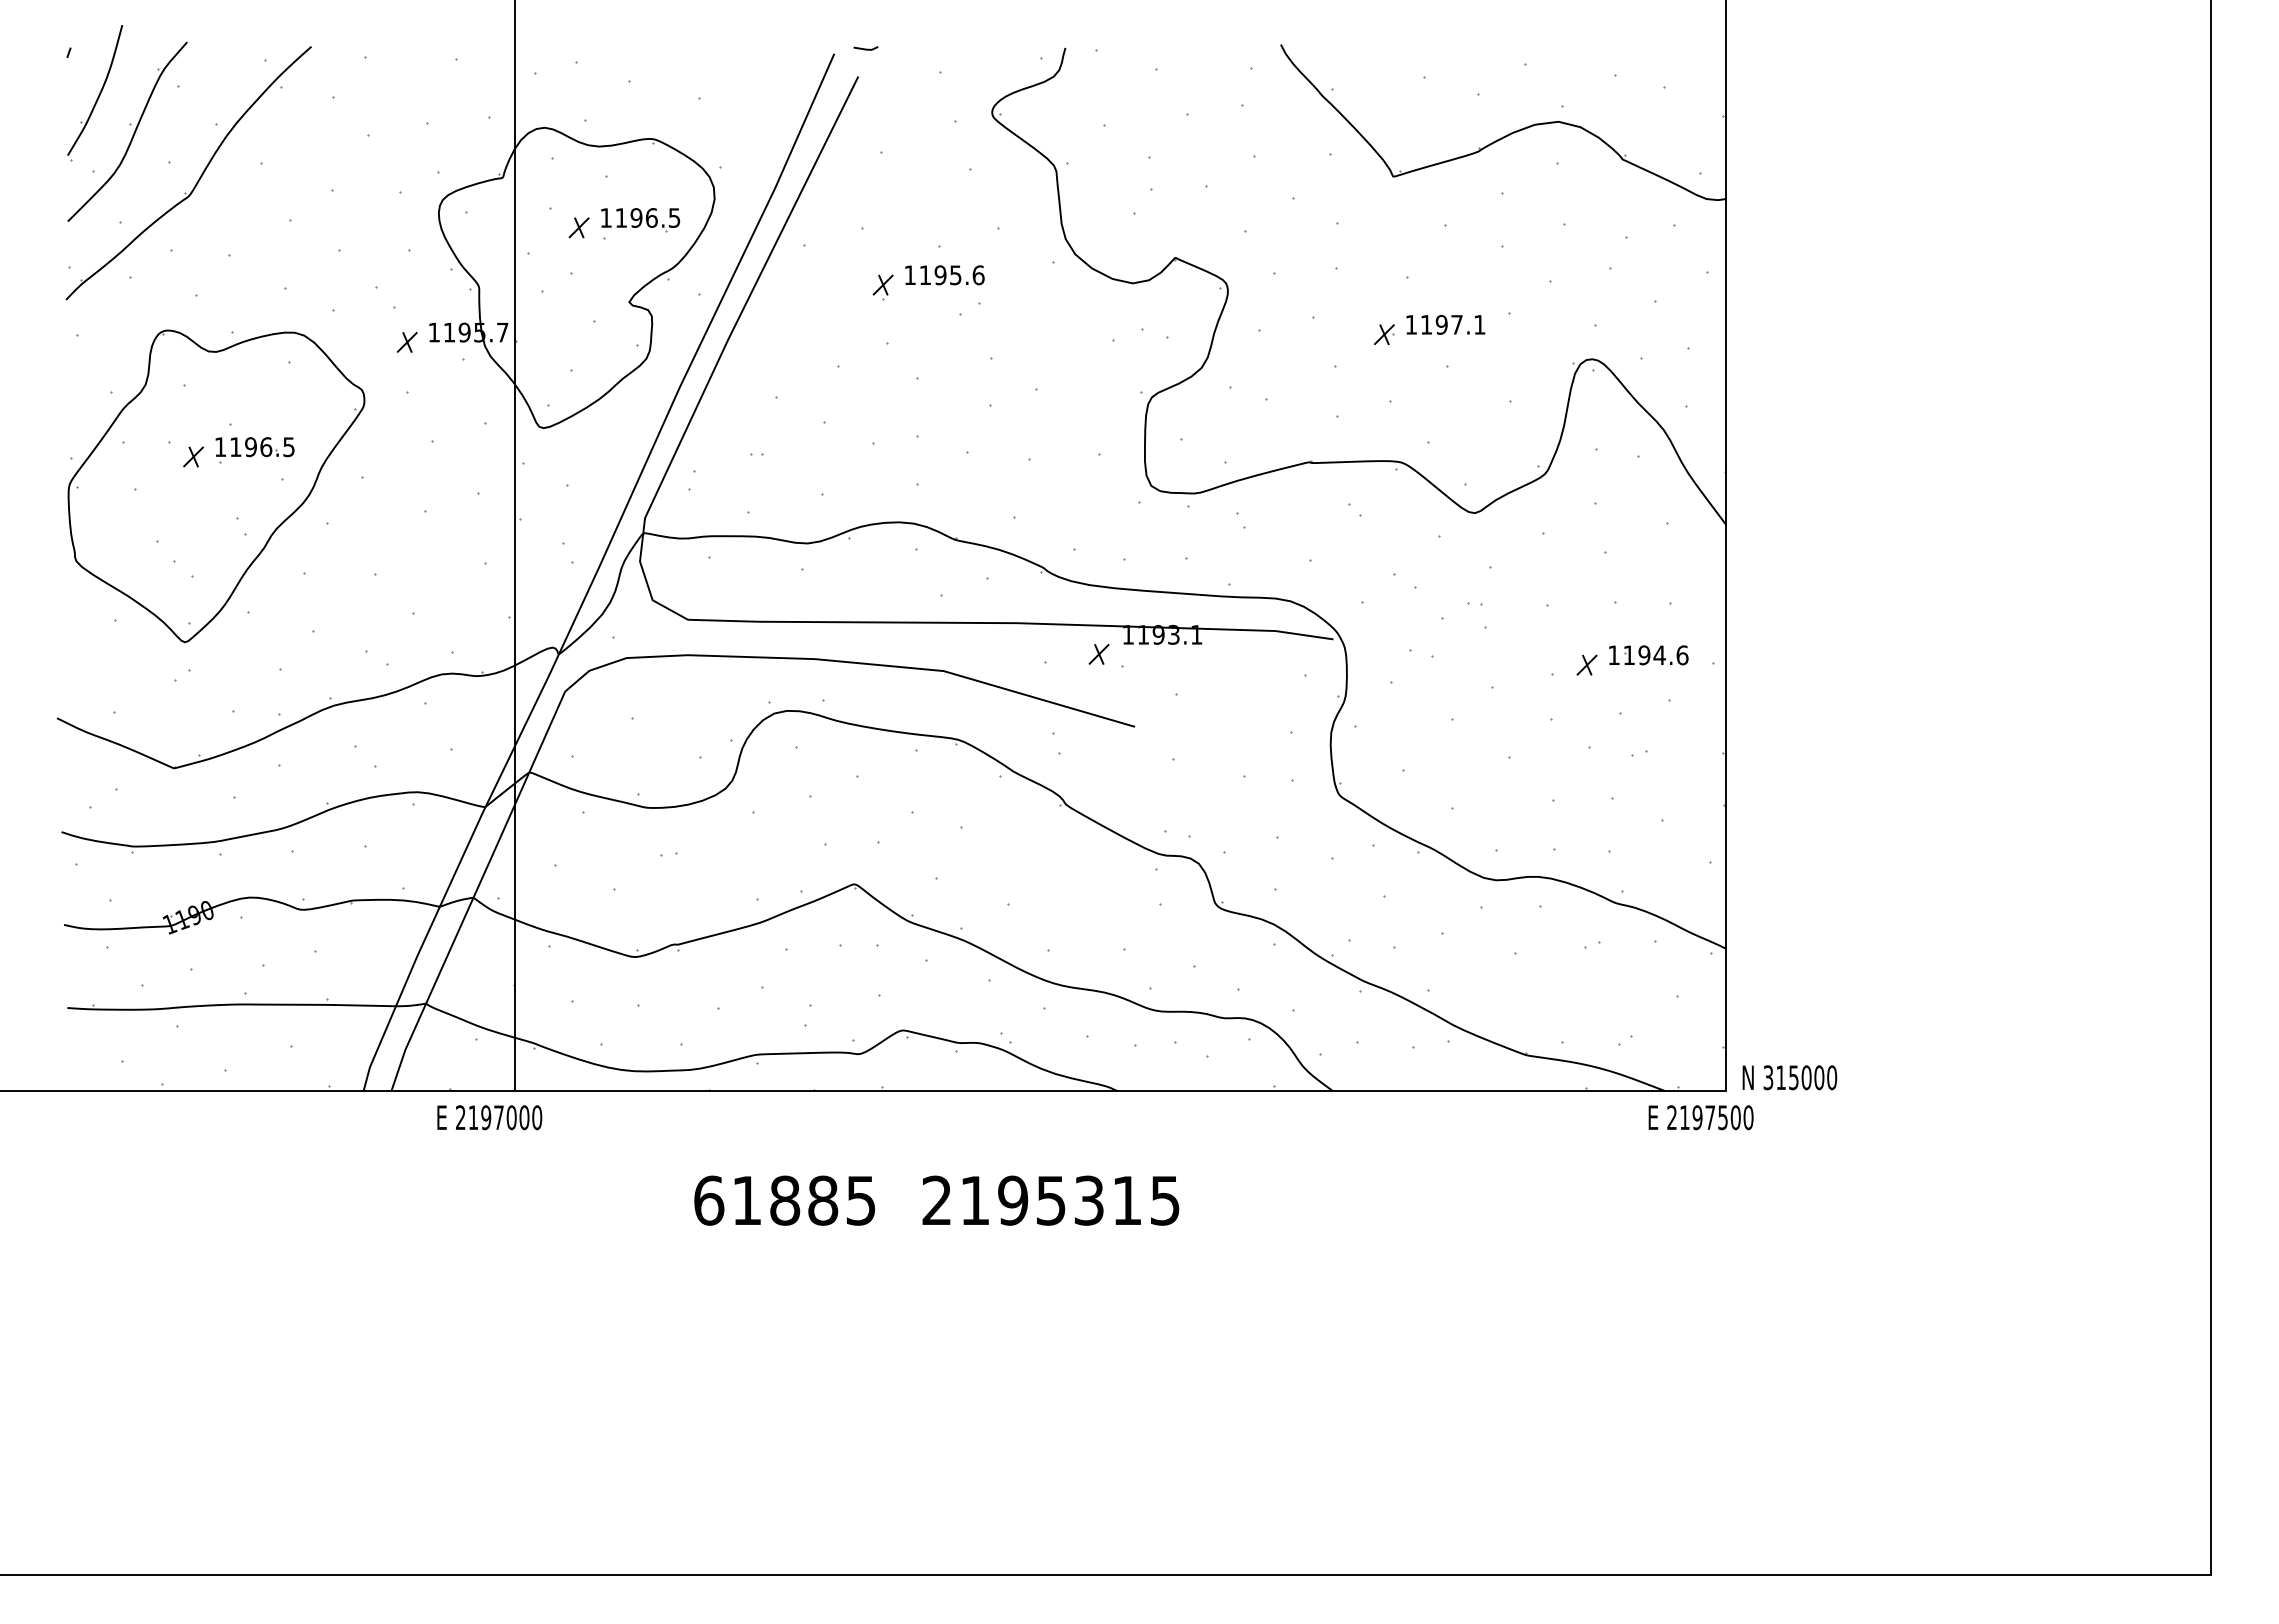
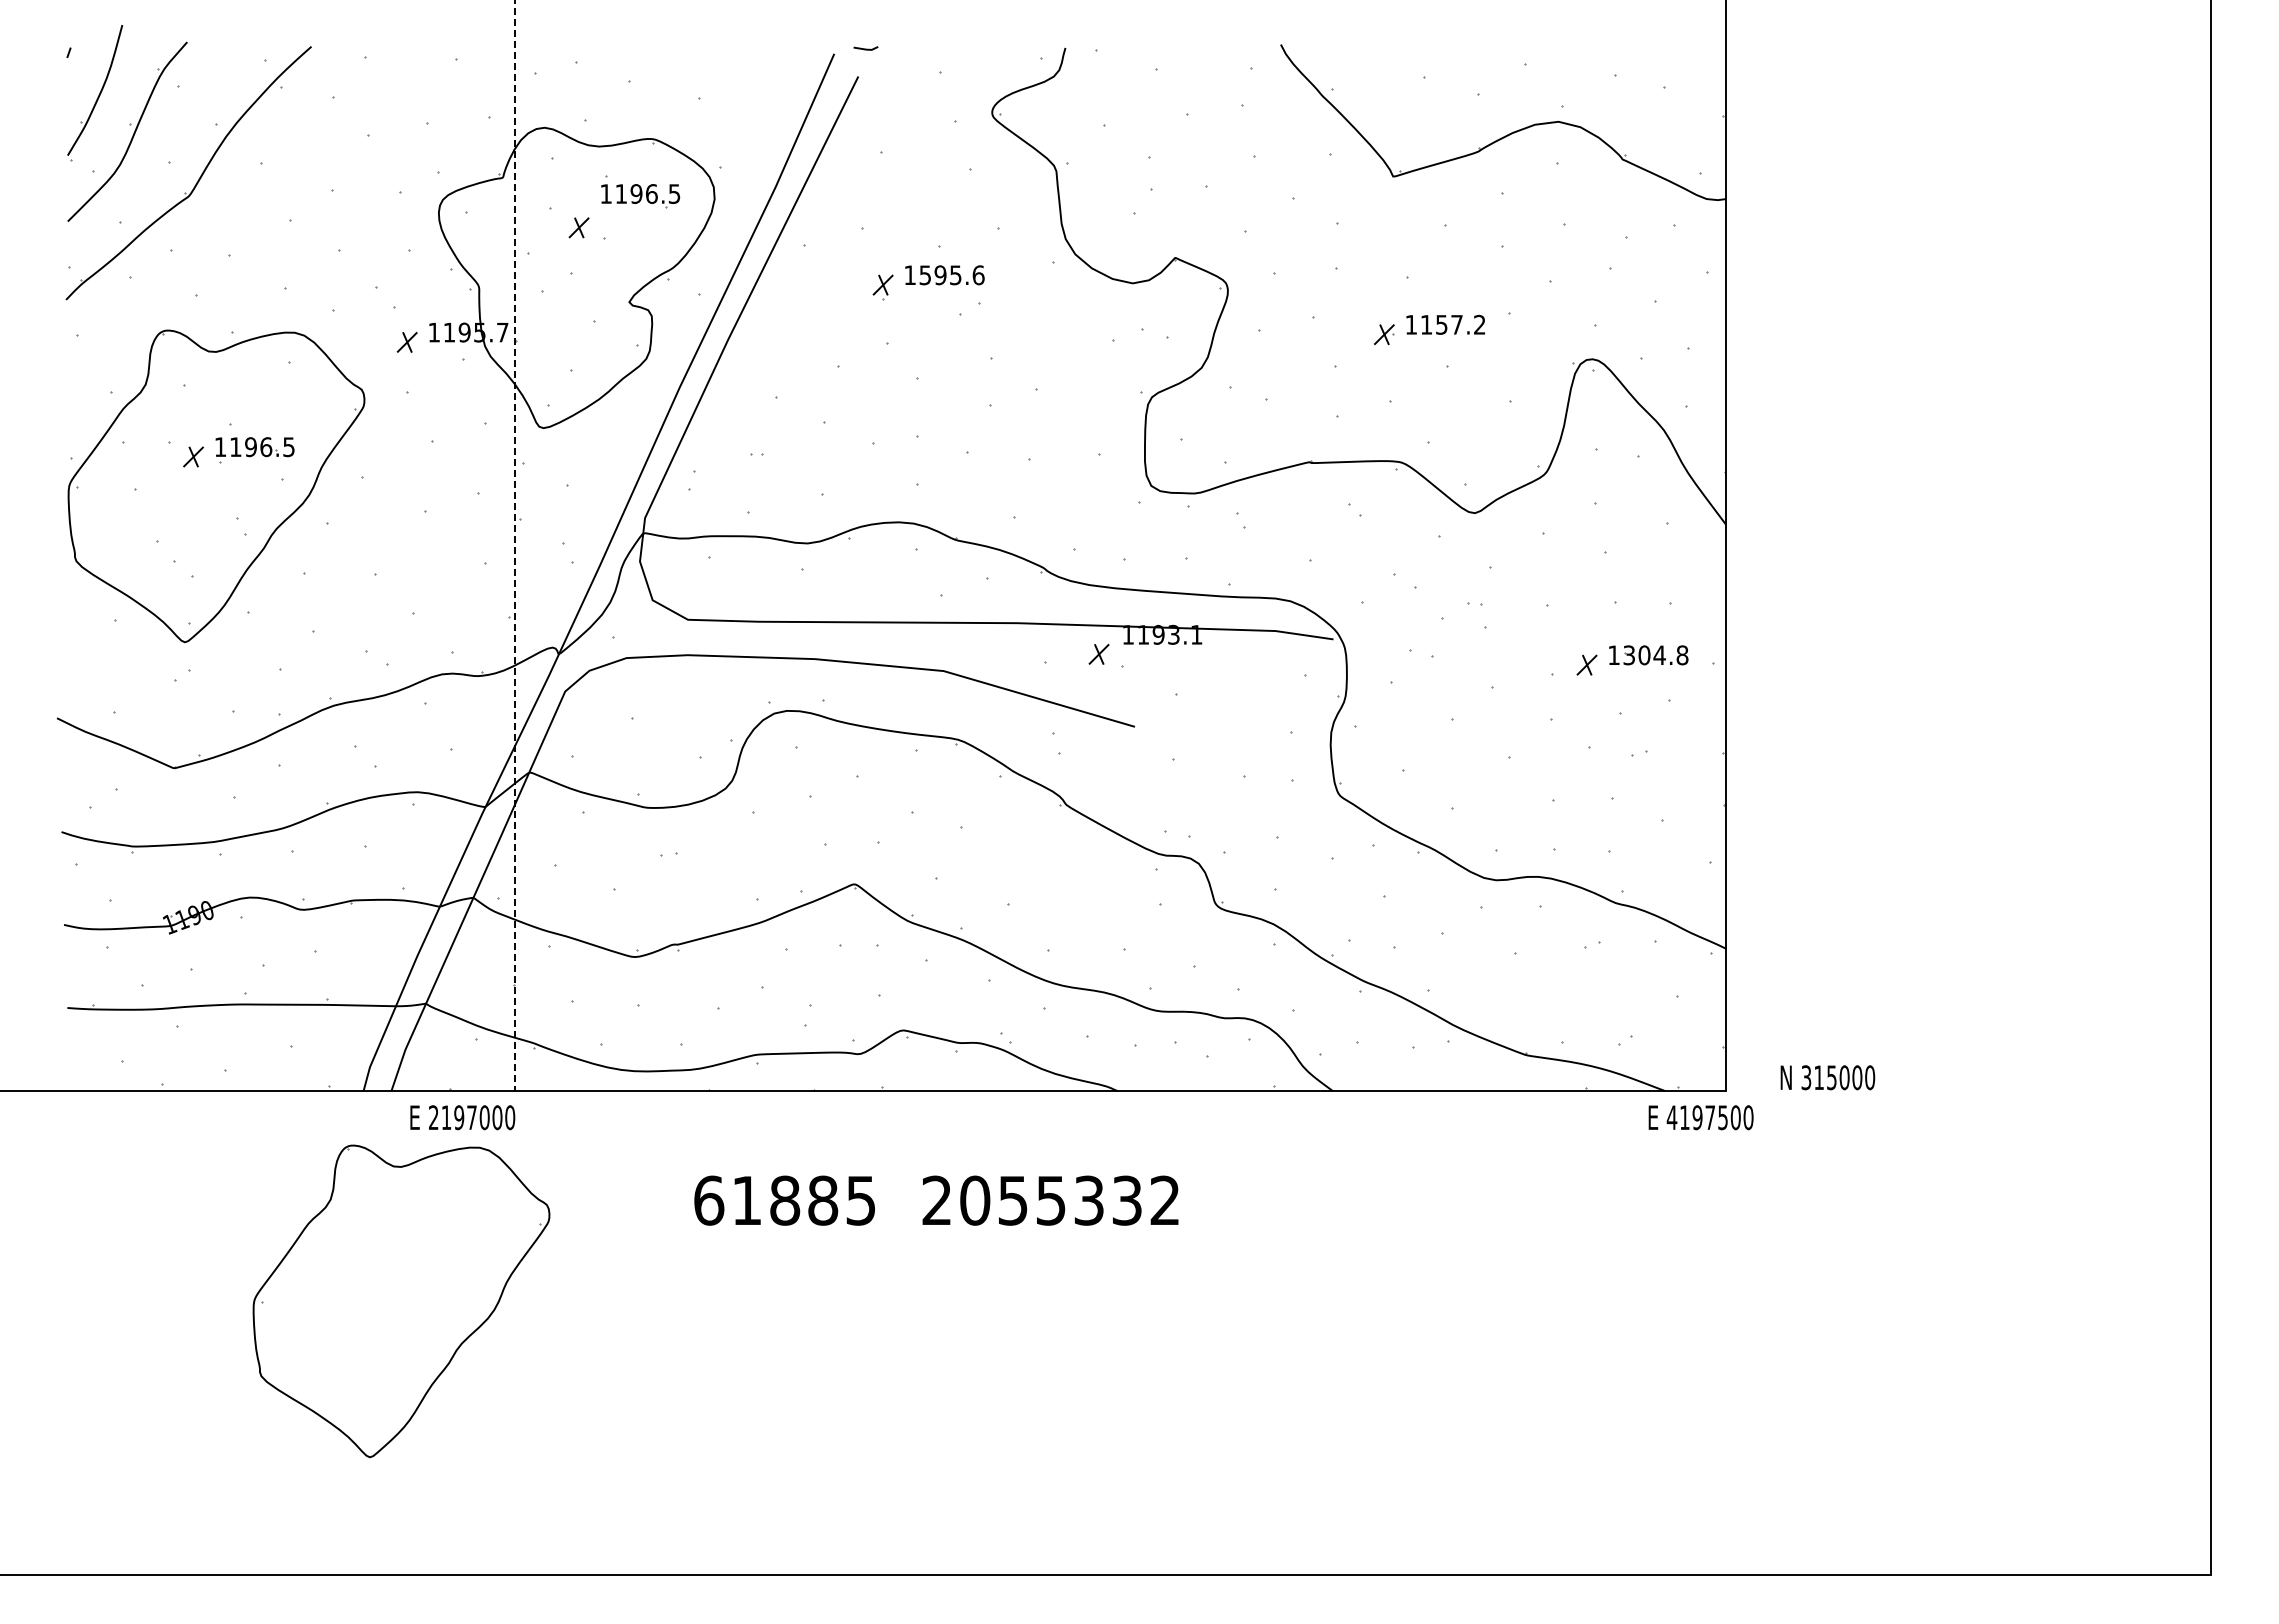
part position: (640, 220) -> (640, 196) (640, 196)
text: 1195.6 -> 1595.6 (924, 275)
text: 1197.1 -> 1157.2 (1460, 324)
line: solid -> dashed (515, 546)
text: 1194.6 -> 1304.8 (1655, 655)
text position: (1789, 1077) -> (1827, 1077) (1827, 1077)
text position: (489, 1117) -> (462, 1117) (462, 1117)
text: 2197500 -> 4197500 (1671, 1117)
text: 2195315 -> 2055332 (1069, 1200)
part: none -> present (401, 1301)
